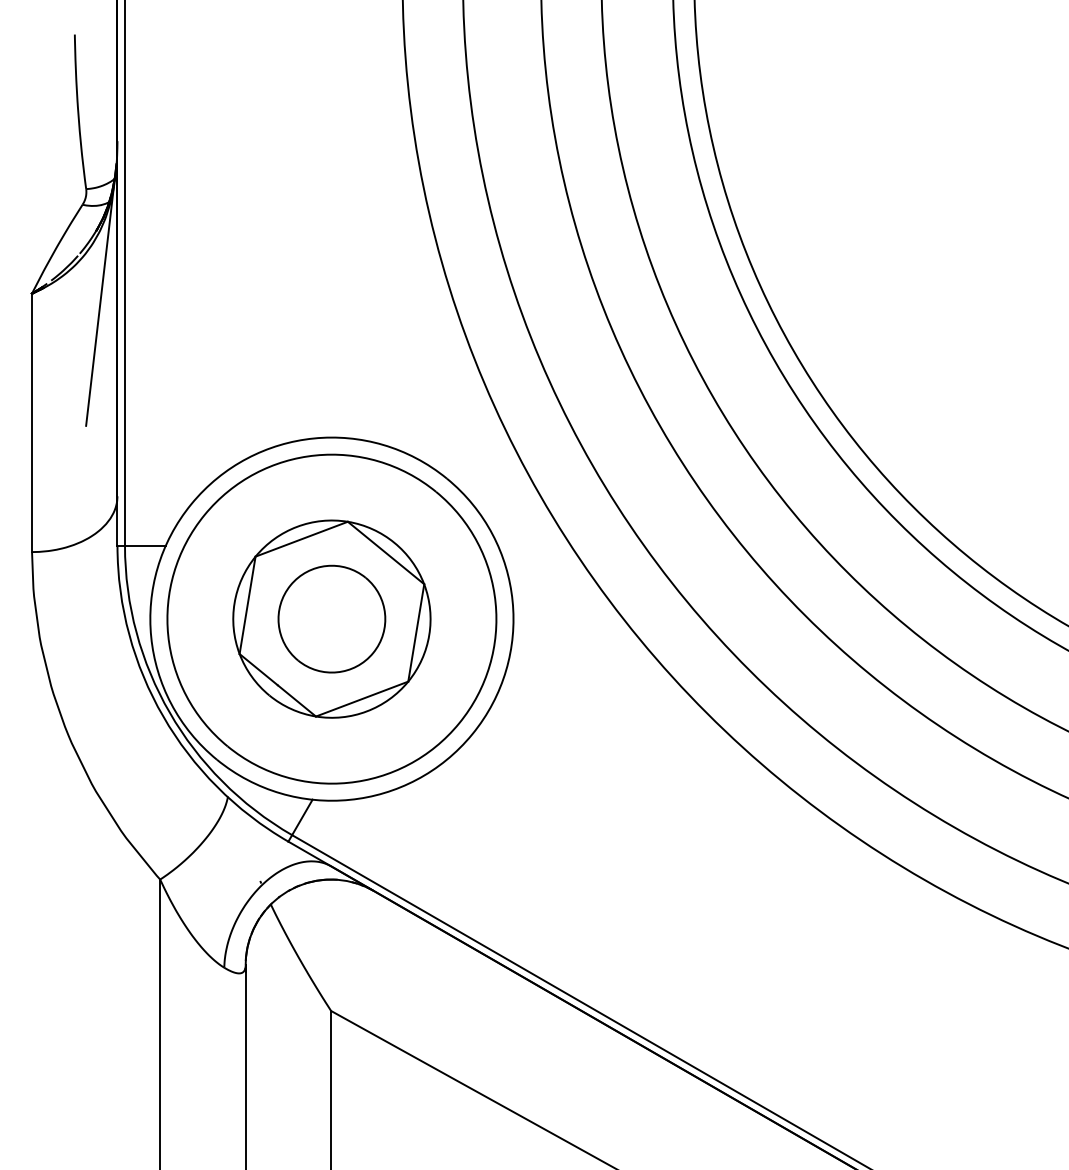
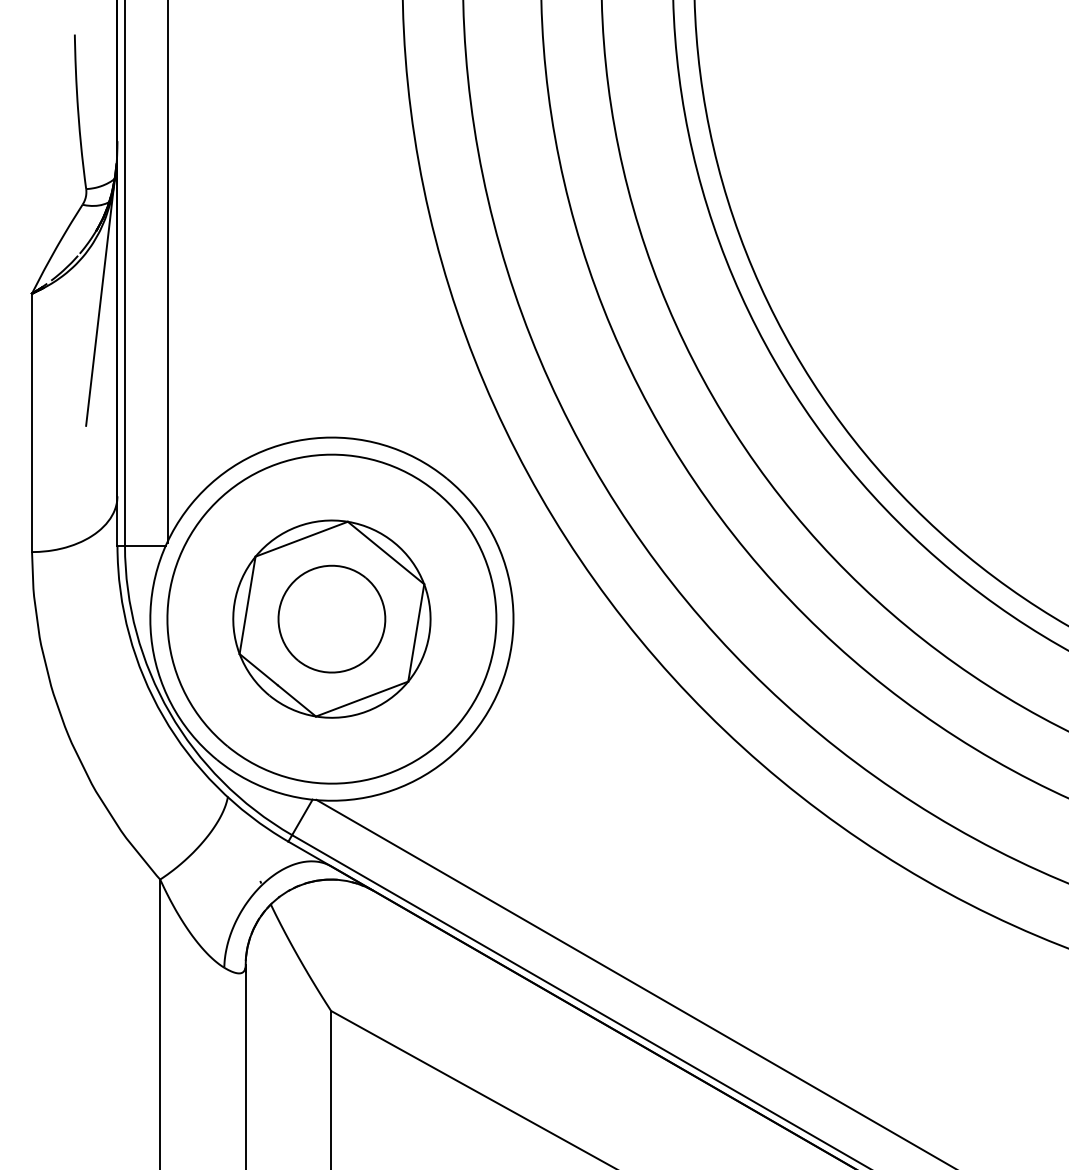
line: none -> present (167, 272)
line: none -> present (634, 982)
